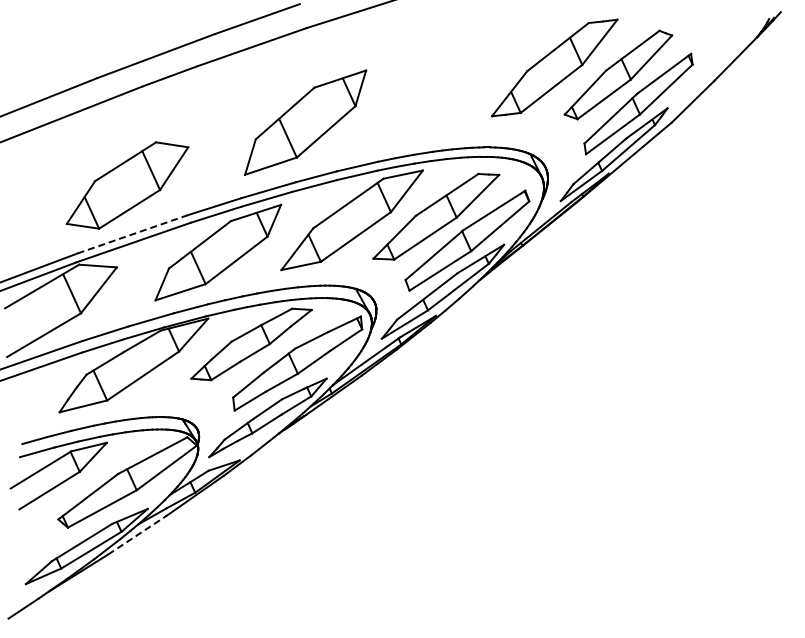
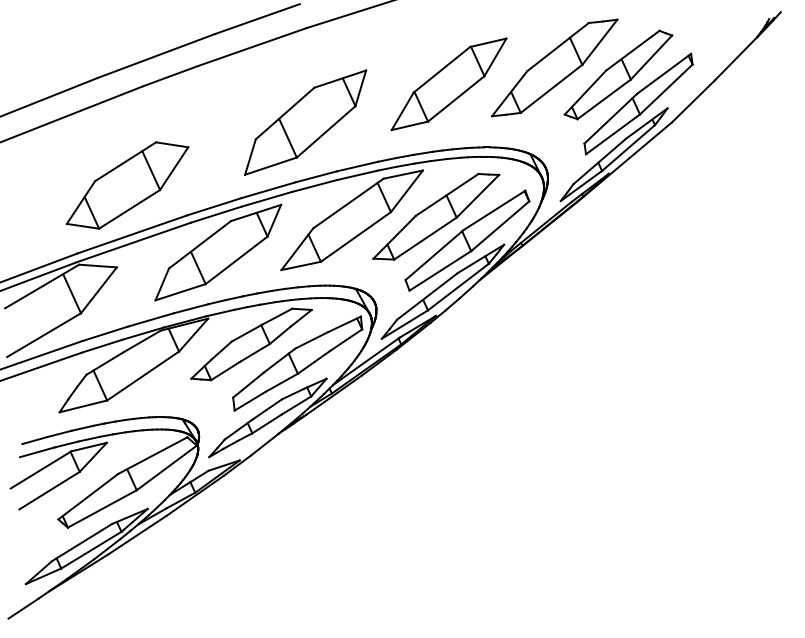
part: none -> present (448, 84)
line: dashed -> solid (132, 234)
line: dashed -> solid (137, 535)
